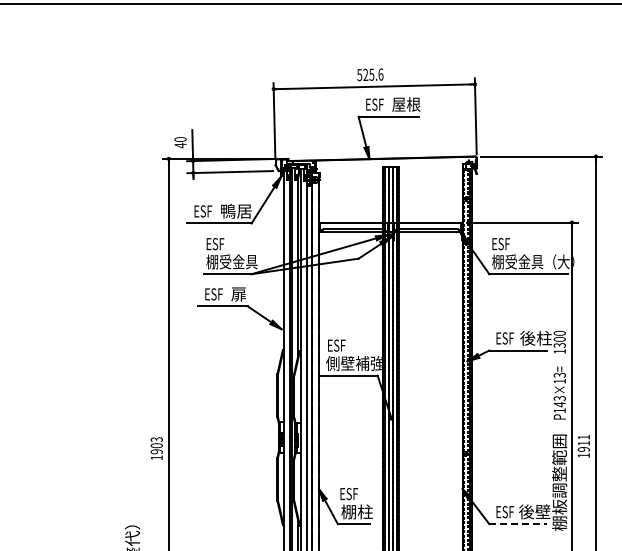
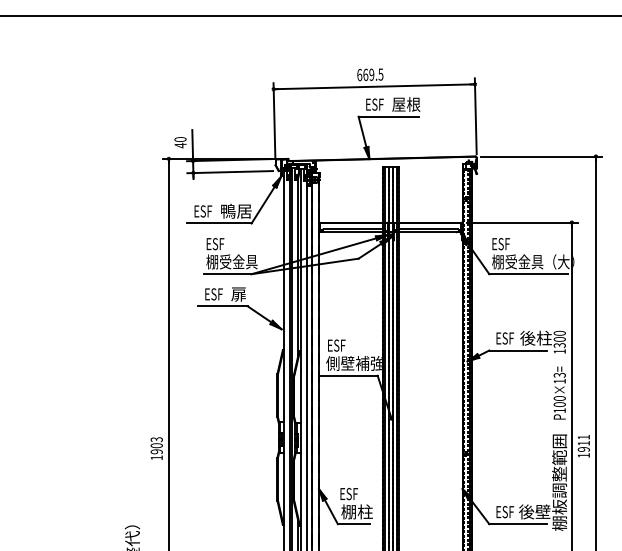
line position: (310, 4) -> (310, 16) (310, 16)
text: 525.6 -> 669.5 (370, 74)
text: P143×13= -> P100×13= (559, 401)
line: dashed -> solid (518, 524)
